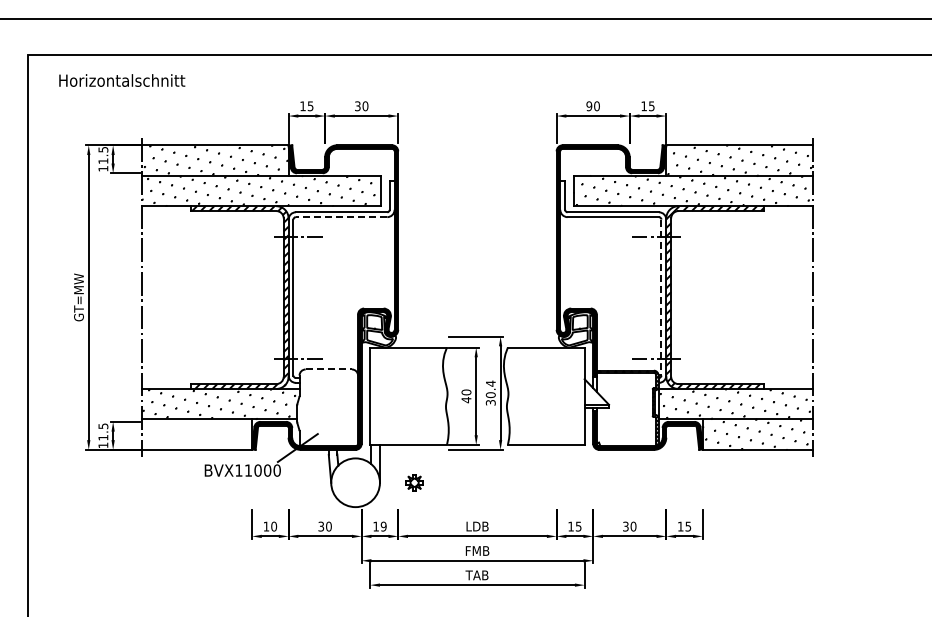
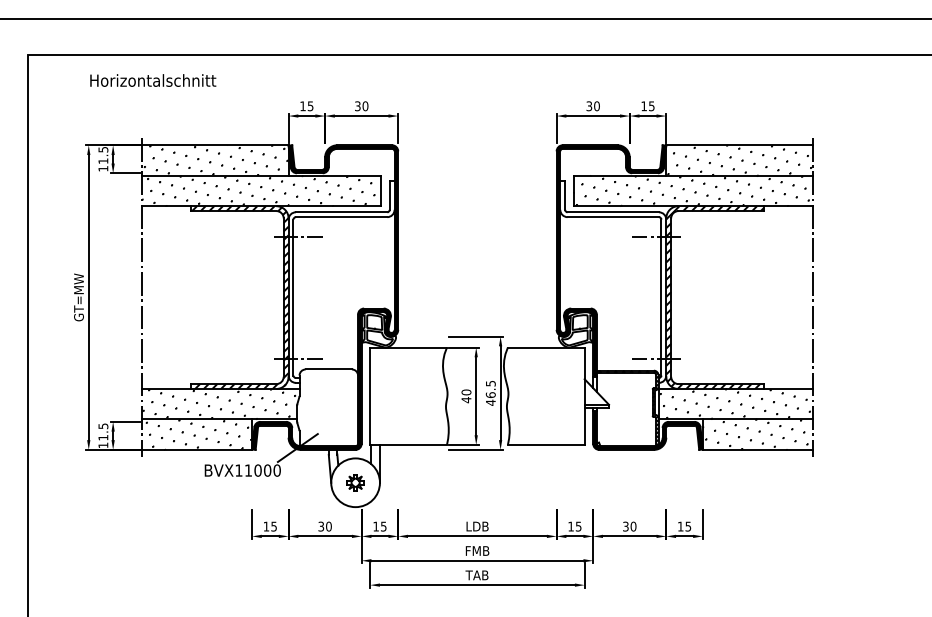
text position: (122, 80) -> (153, 80) (153, 80)
text: 90 -> 30 (589, 105)
line: dashed -> solid (341, 217)
line: dashed -> solid (661, 297)
line: dashed -> solid (329, 369)
text: 30.4 -> 46.5 (490, 392)
hatch: none -> present (198, 434)
part position: (414, 482) -> (355, 482) (355, 482)
text: 10 -> 15 (274, 526)
text: 19 -> 15 (383, 526)
